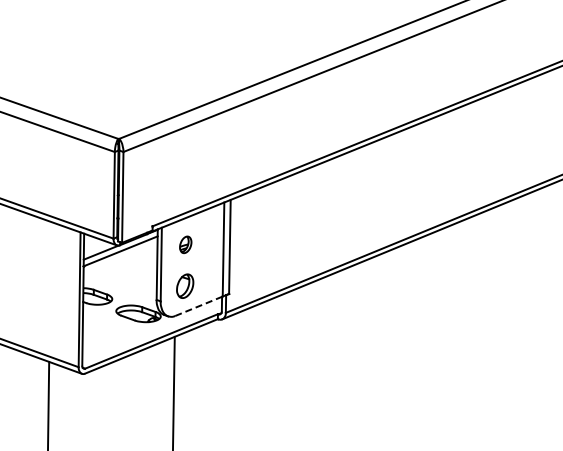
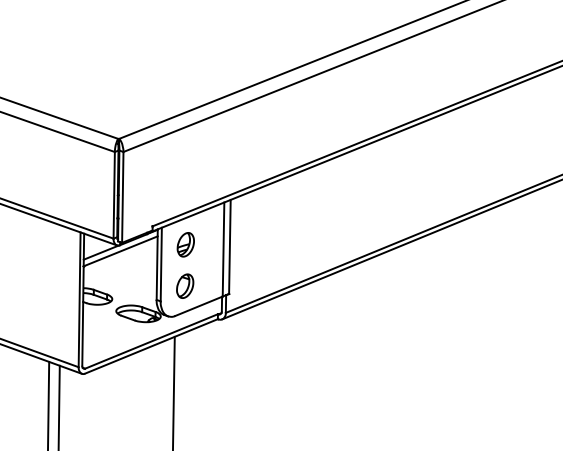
part size: 14x19 px -> 19x26 px (185, 244)
line: dashed -> solid (199, 306)
line: none -> present (58, 406)
